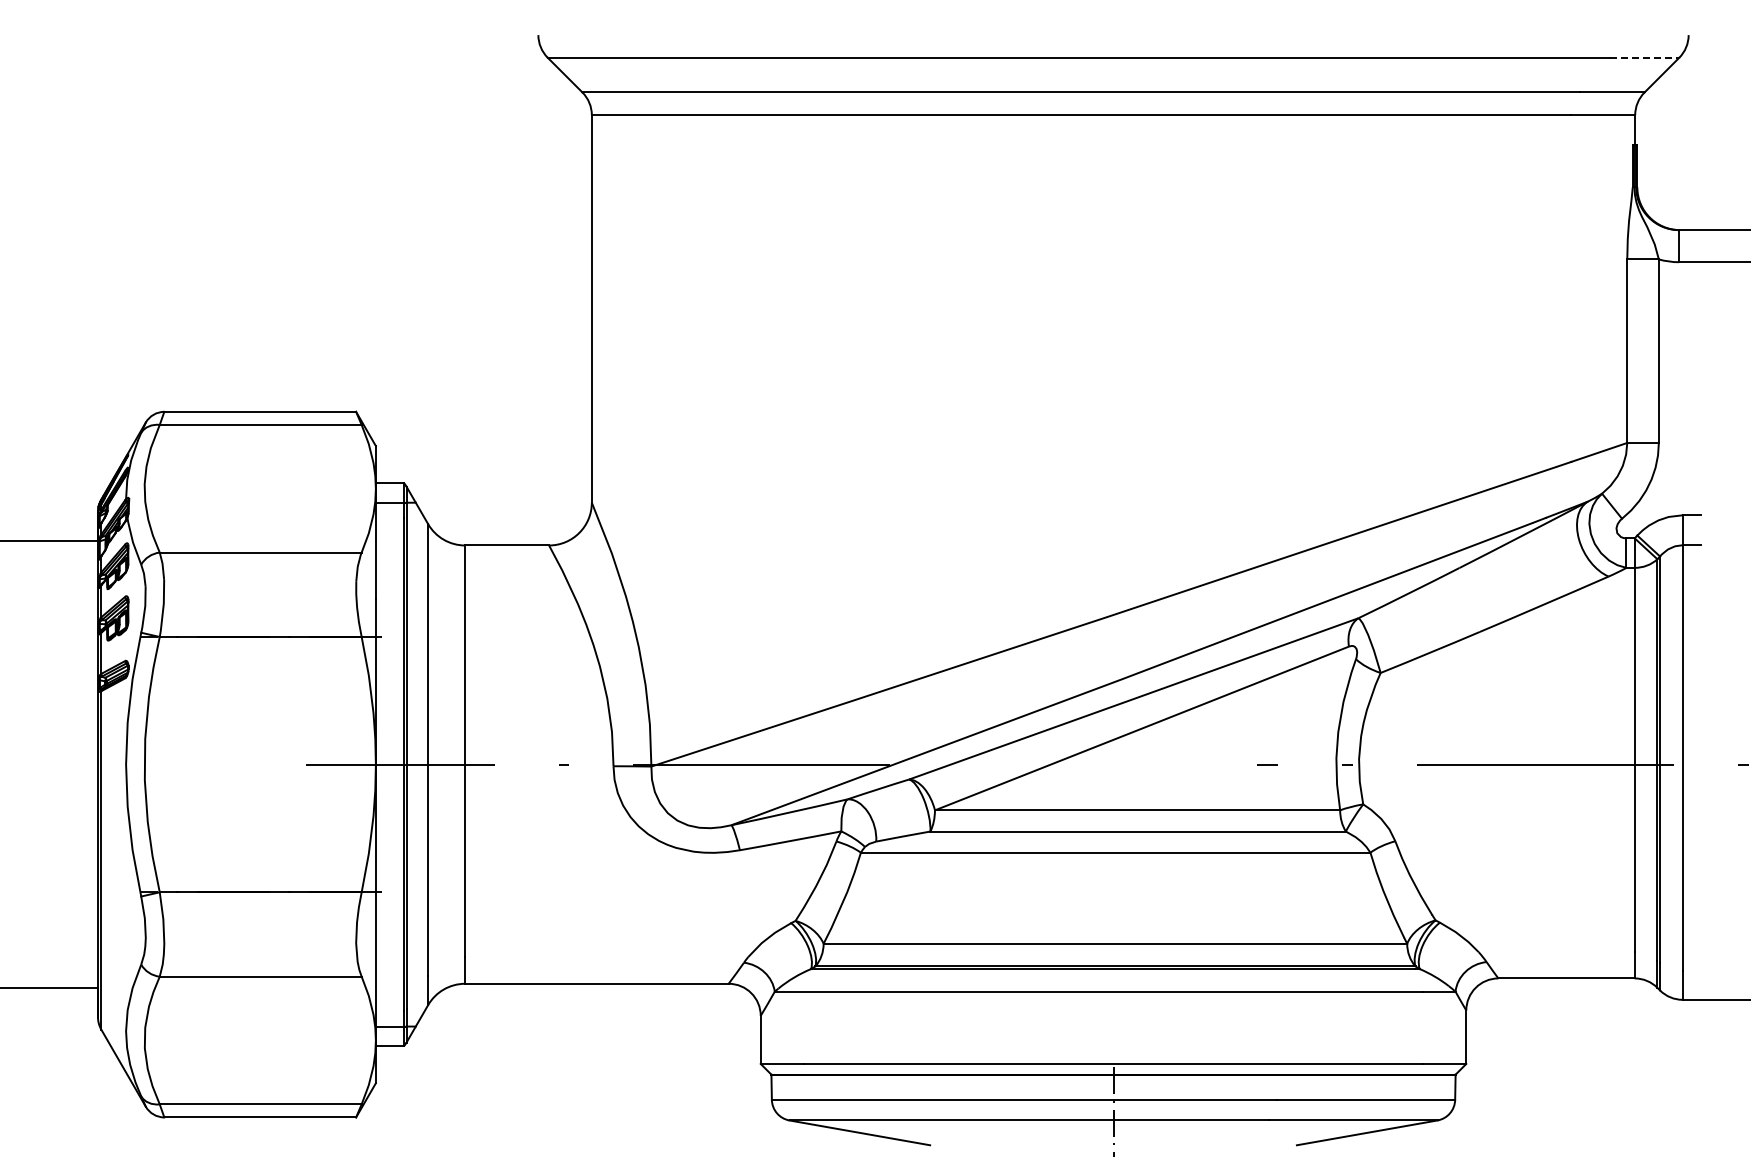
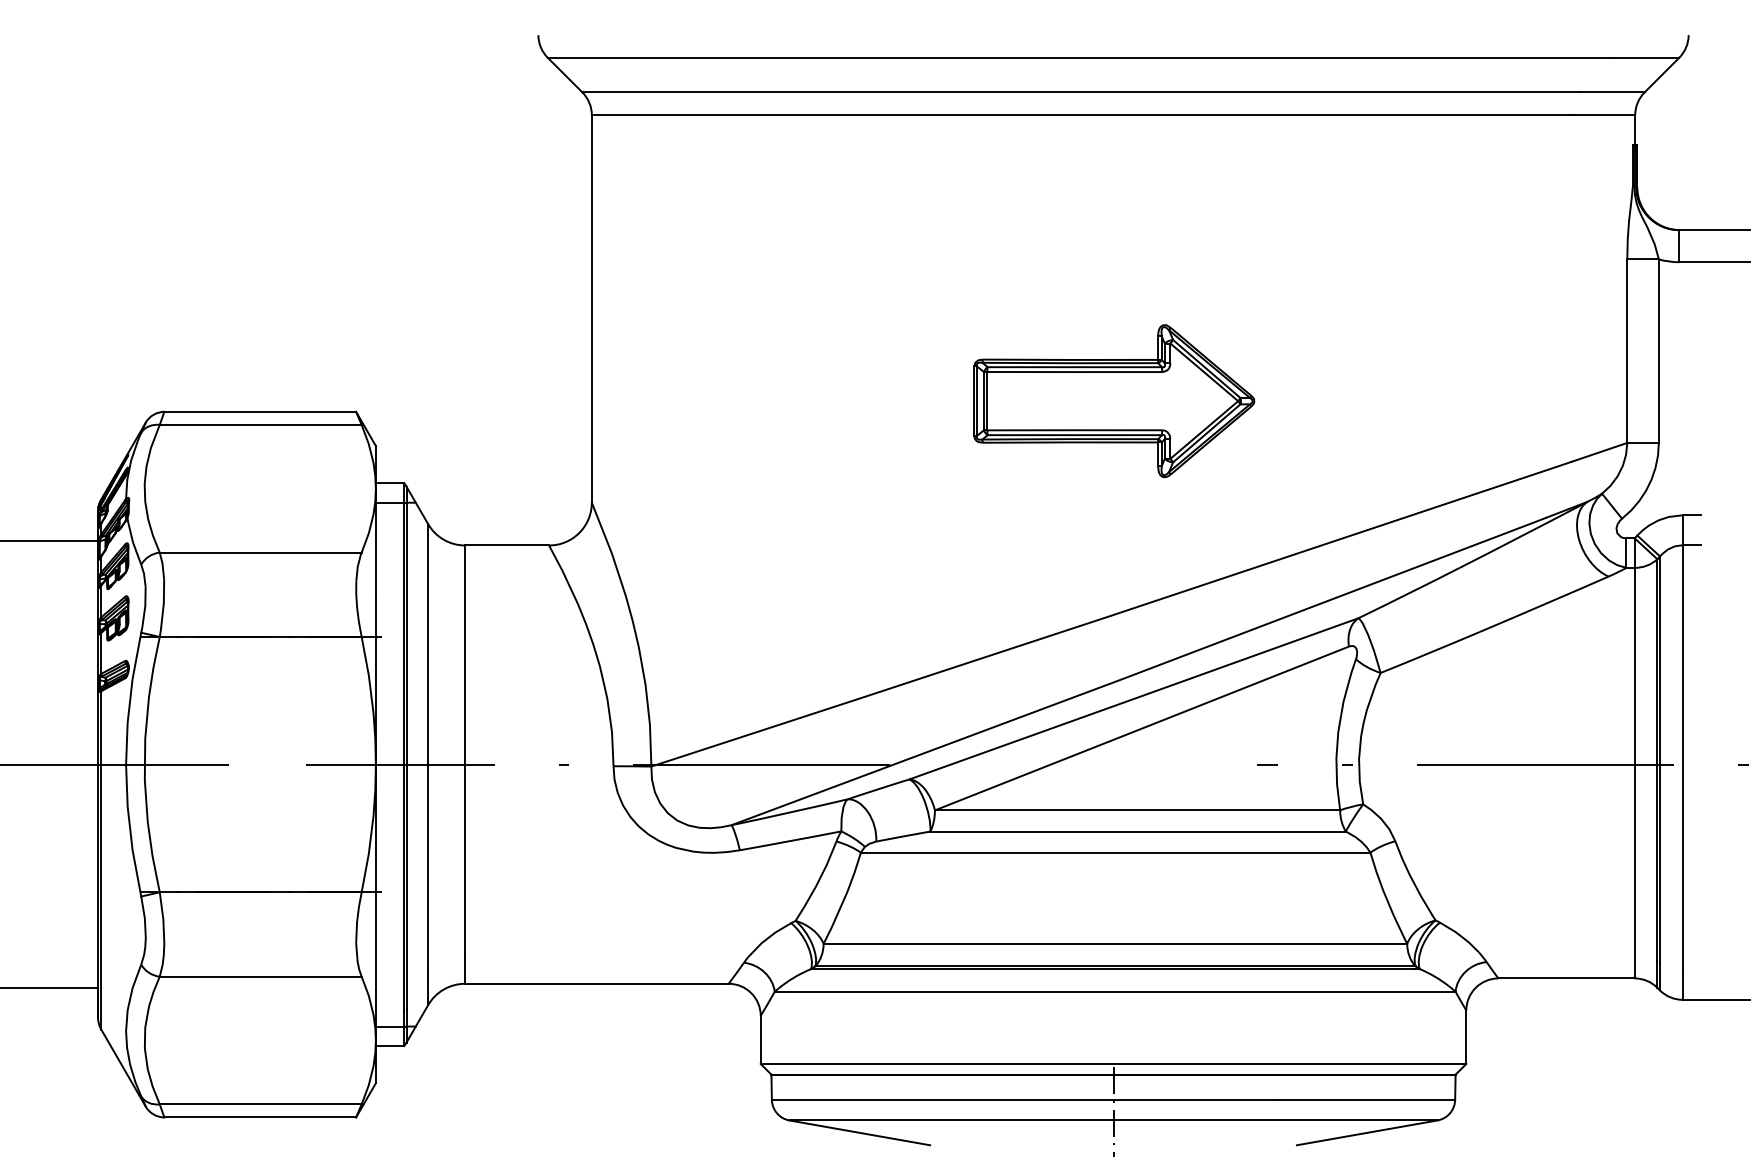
line: dashed -> solid (1644, 57)
part: none -> present (1114, 401)
line: none -> present (115, 764)
